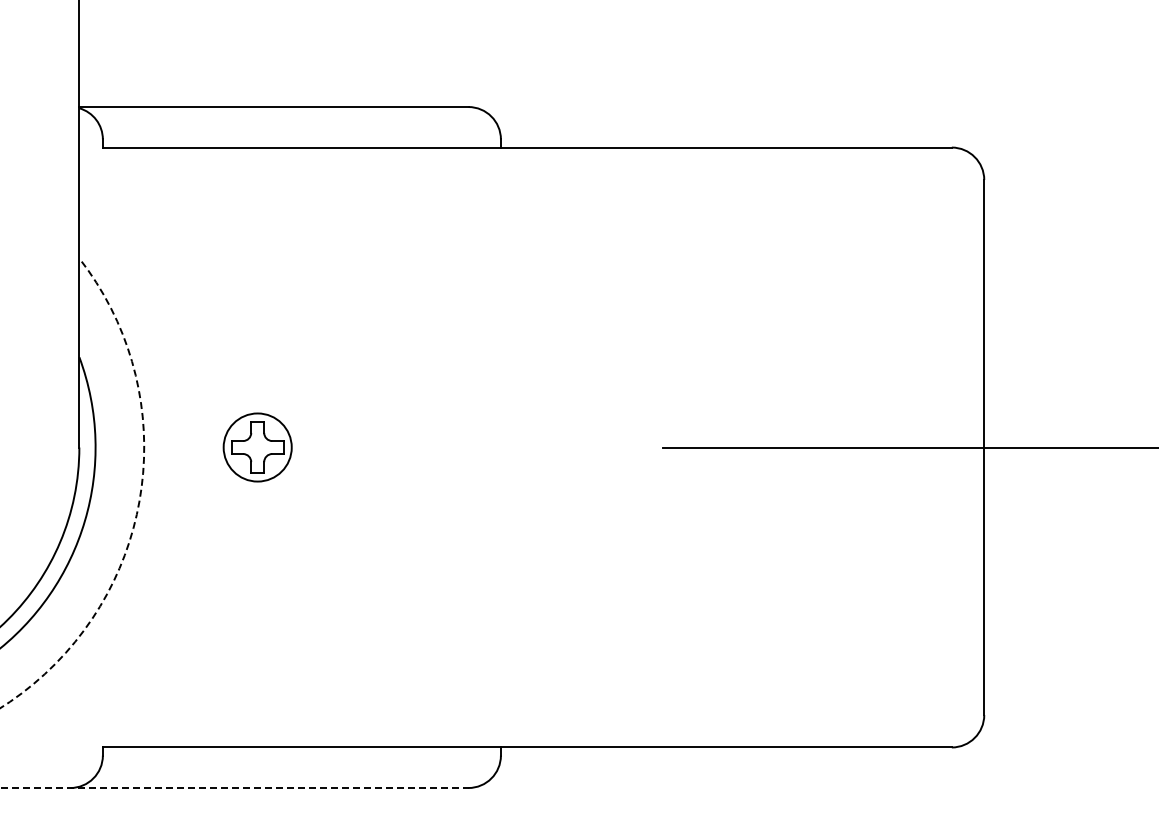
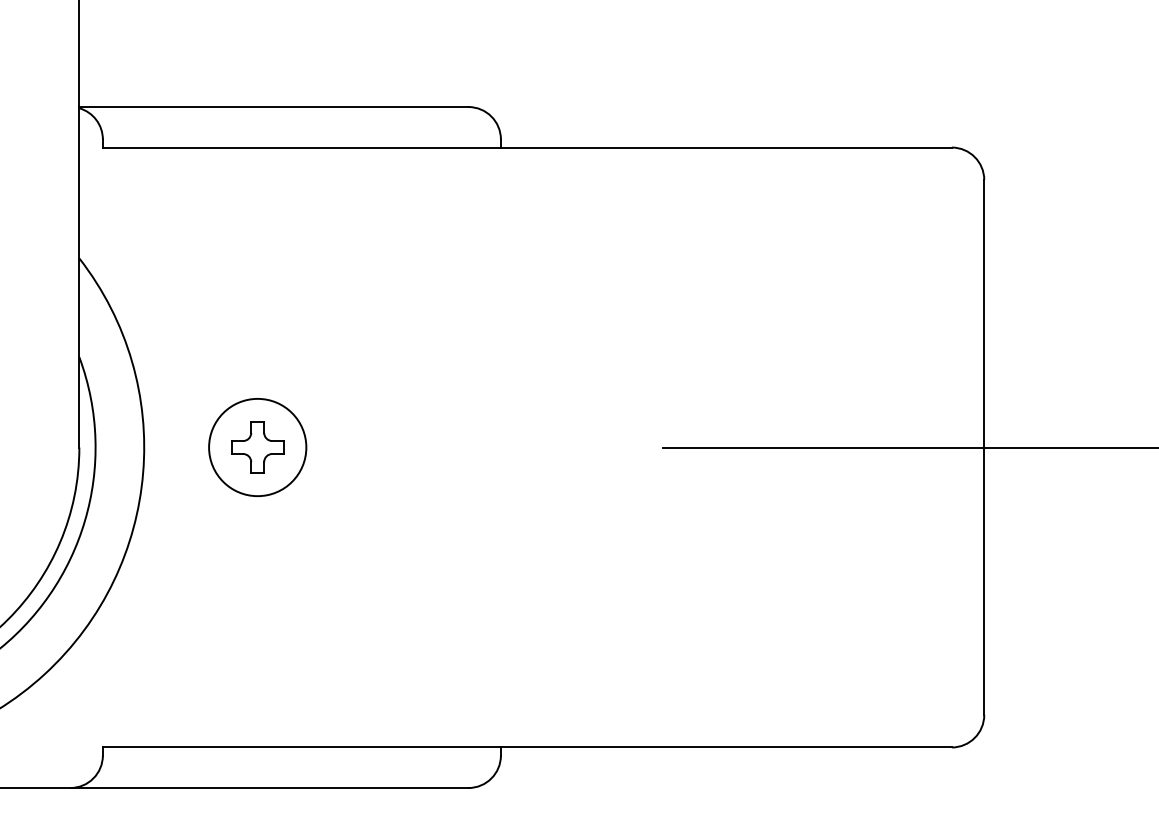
circle diameter: 68 px -> 97 px (257, 447)
arc: dashed -> solid (139, 499)
line: dashed -> solid (234, 788)
